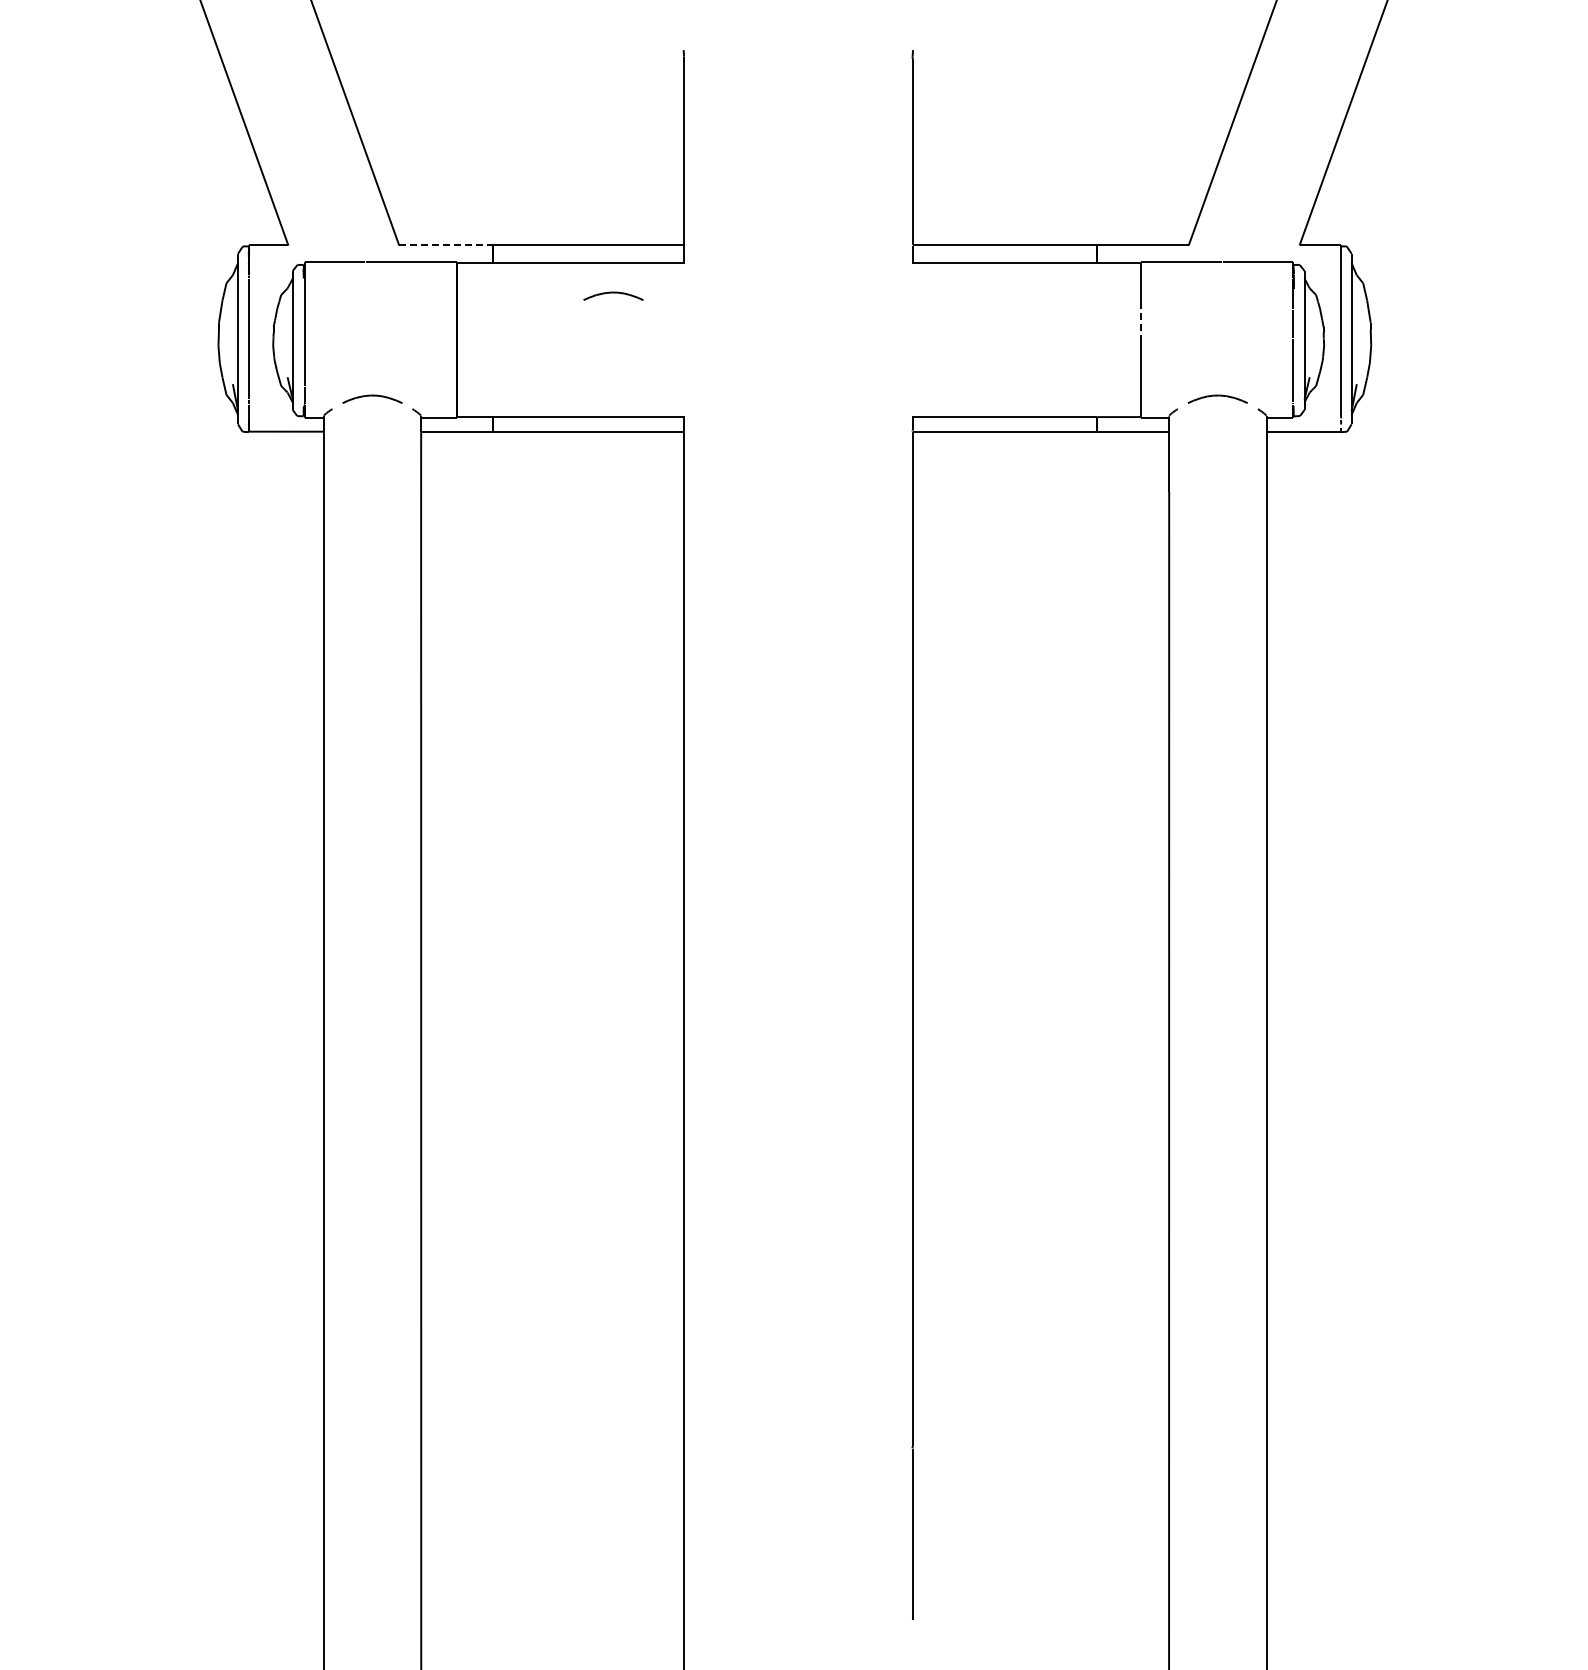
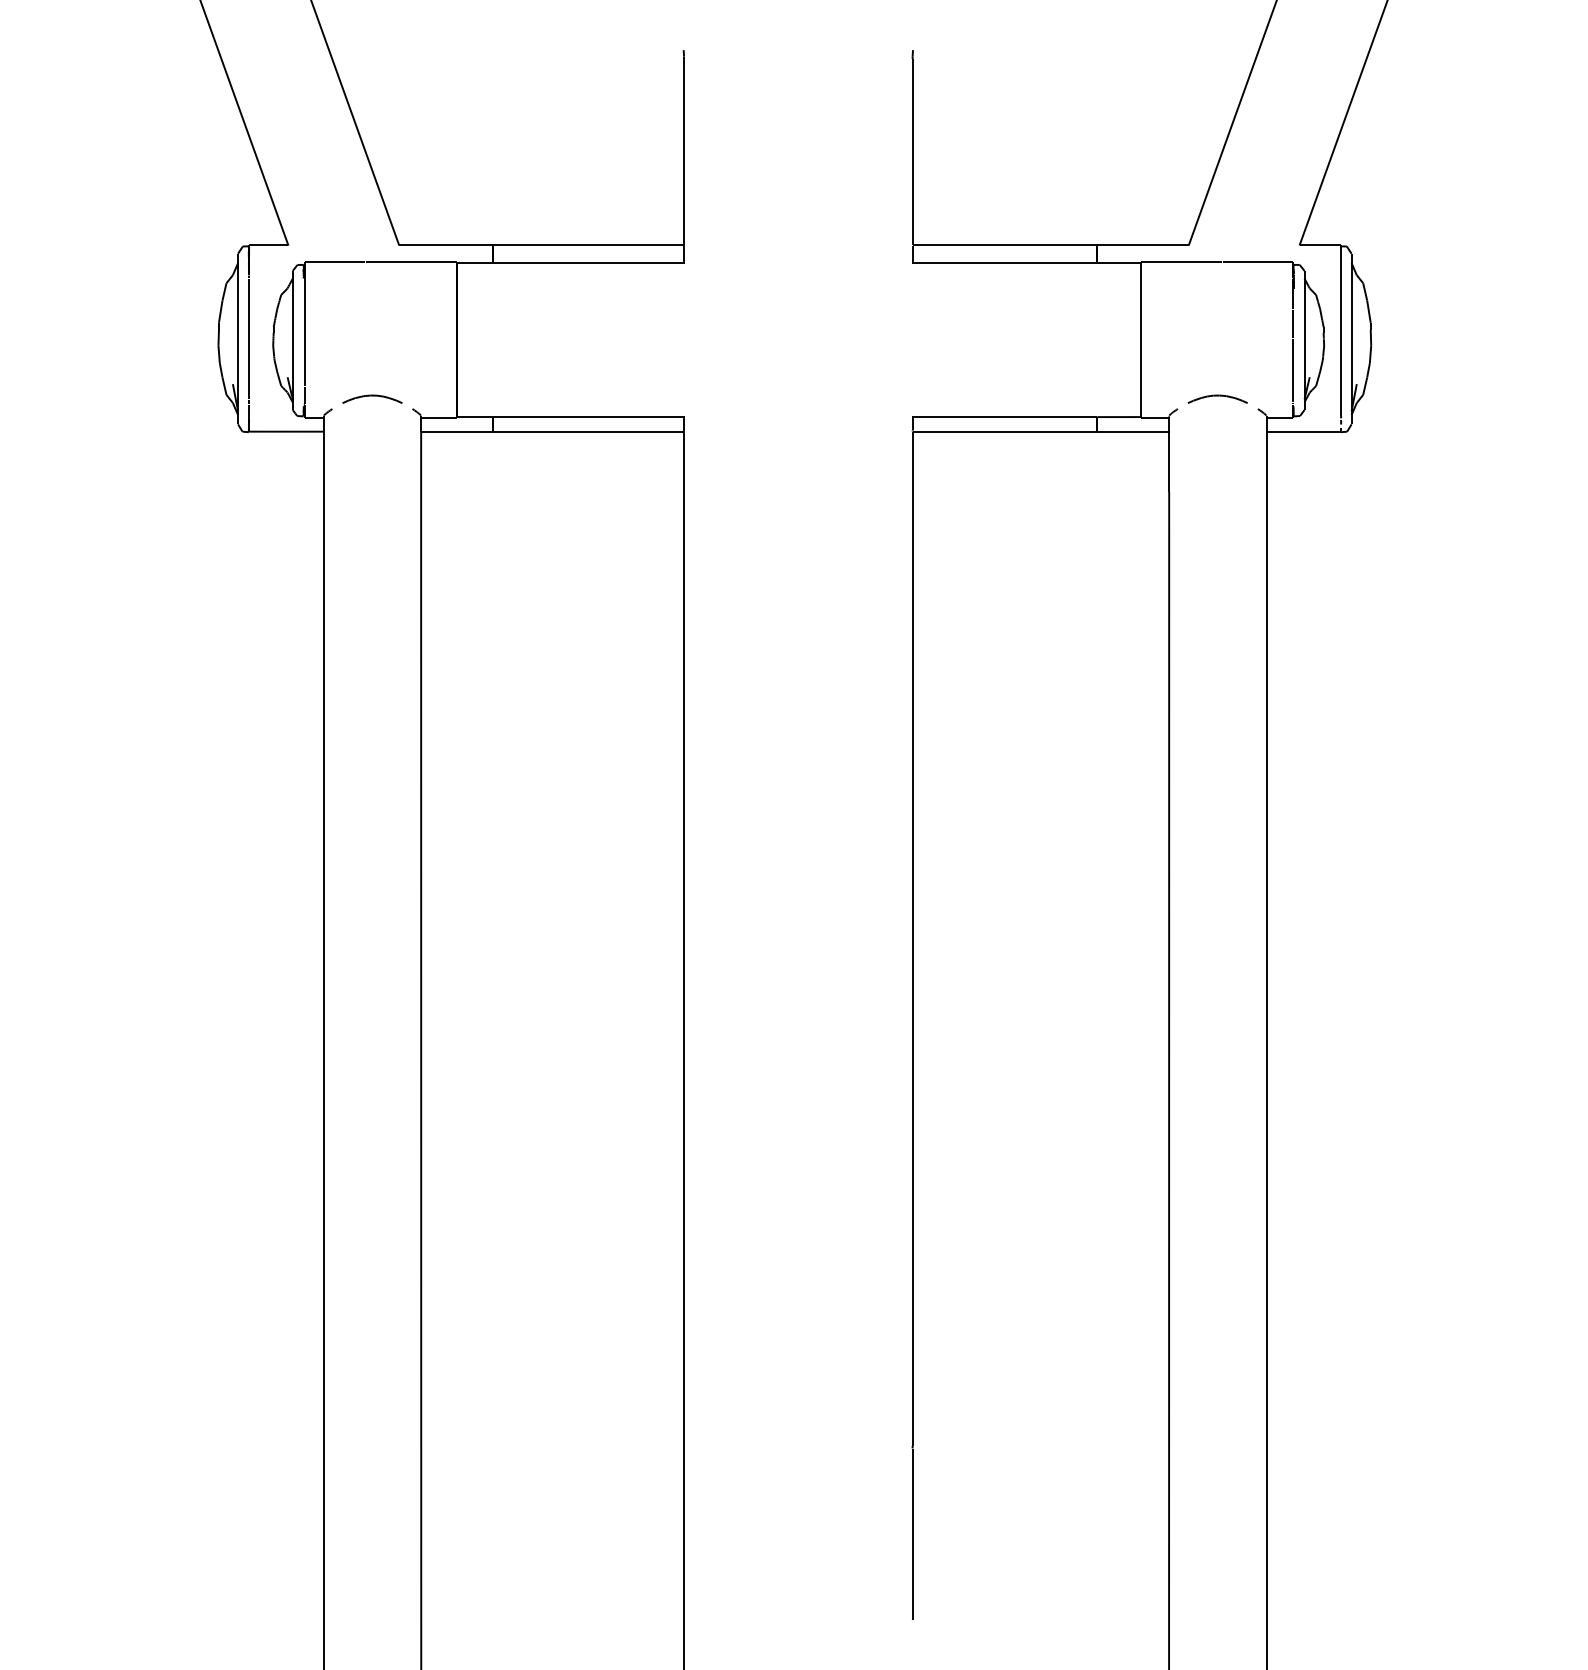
line: dashed -> solid (446, 245)
part: present -> none (613, 295)
line: dashed -> solid (1141, 321)
